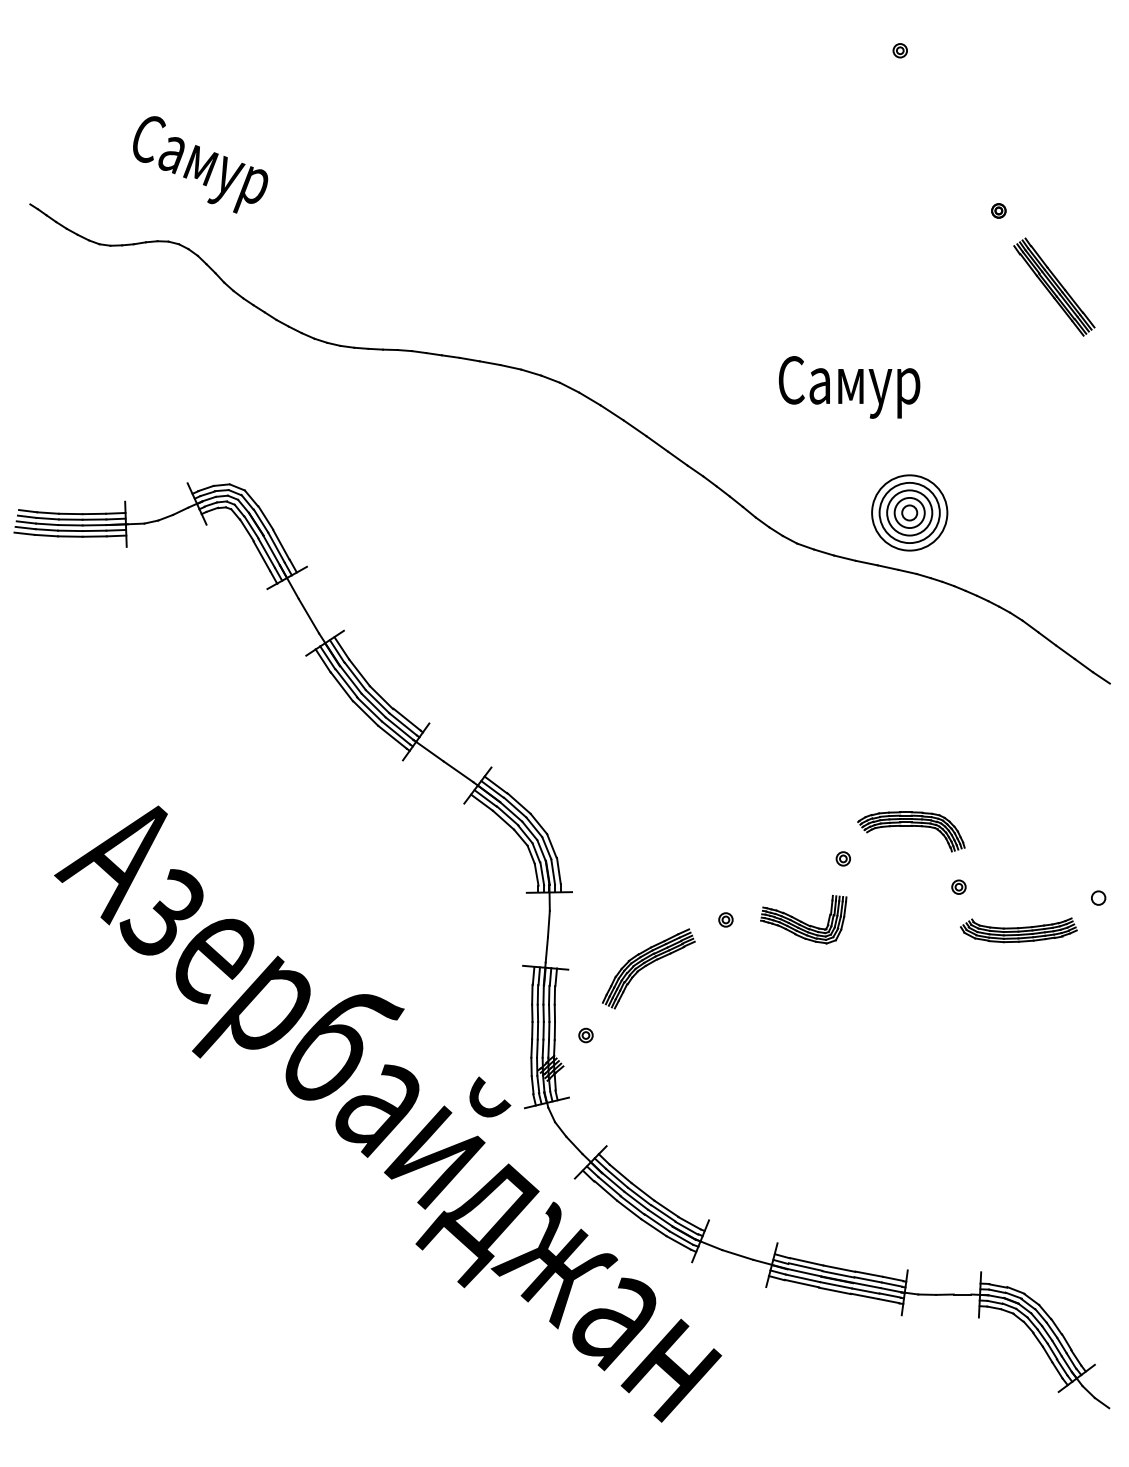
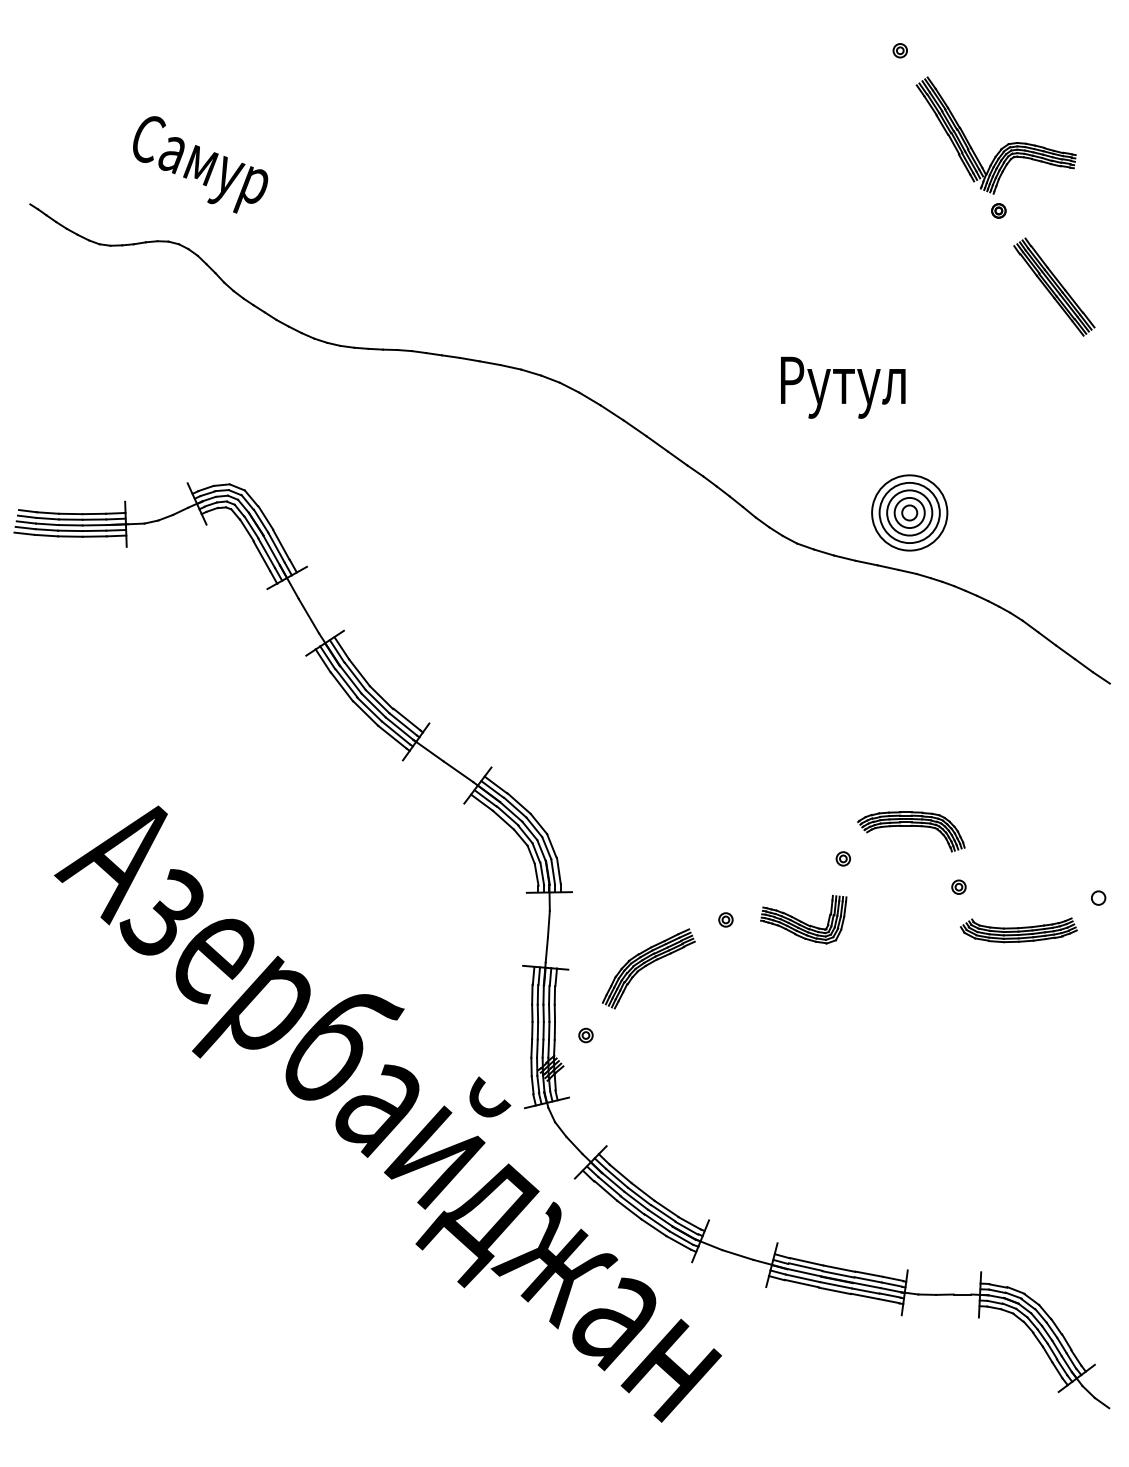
part: none -> present (1001, 147)
text: Самур -> Рутул (849, 387)
